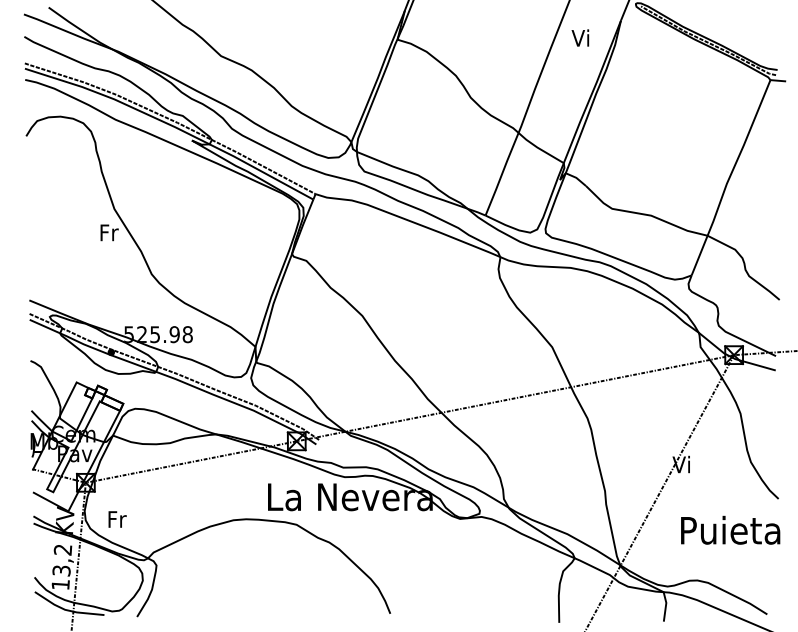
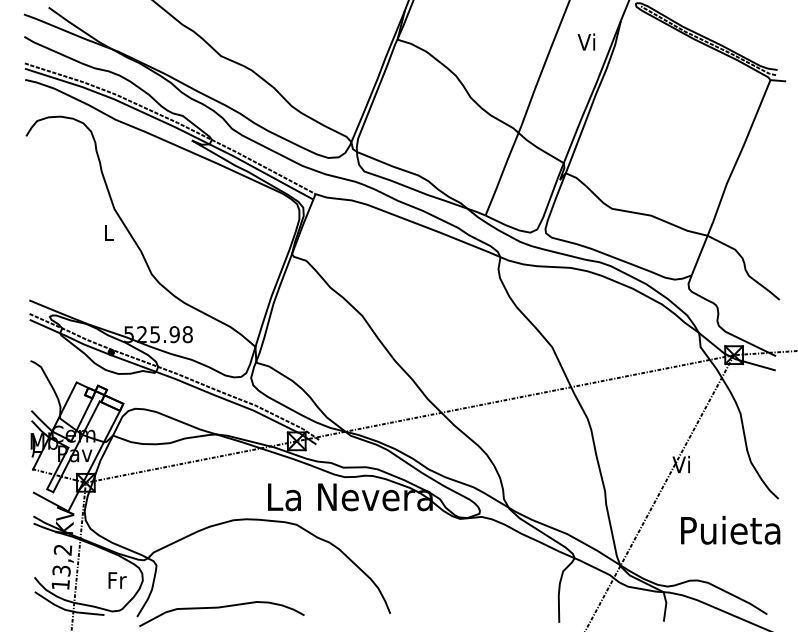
text position: (580, 37) -> (586, 41) (586, 41)
text: Fr -> L (109, 232)
text position: (117, 519) -> (117, 580) (117, 580)
curve: none -> present (220, 608)
